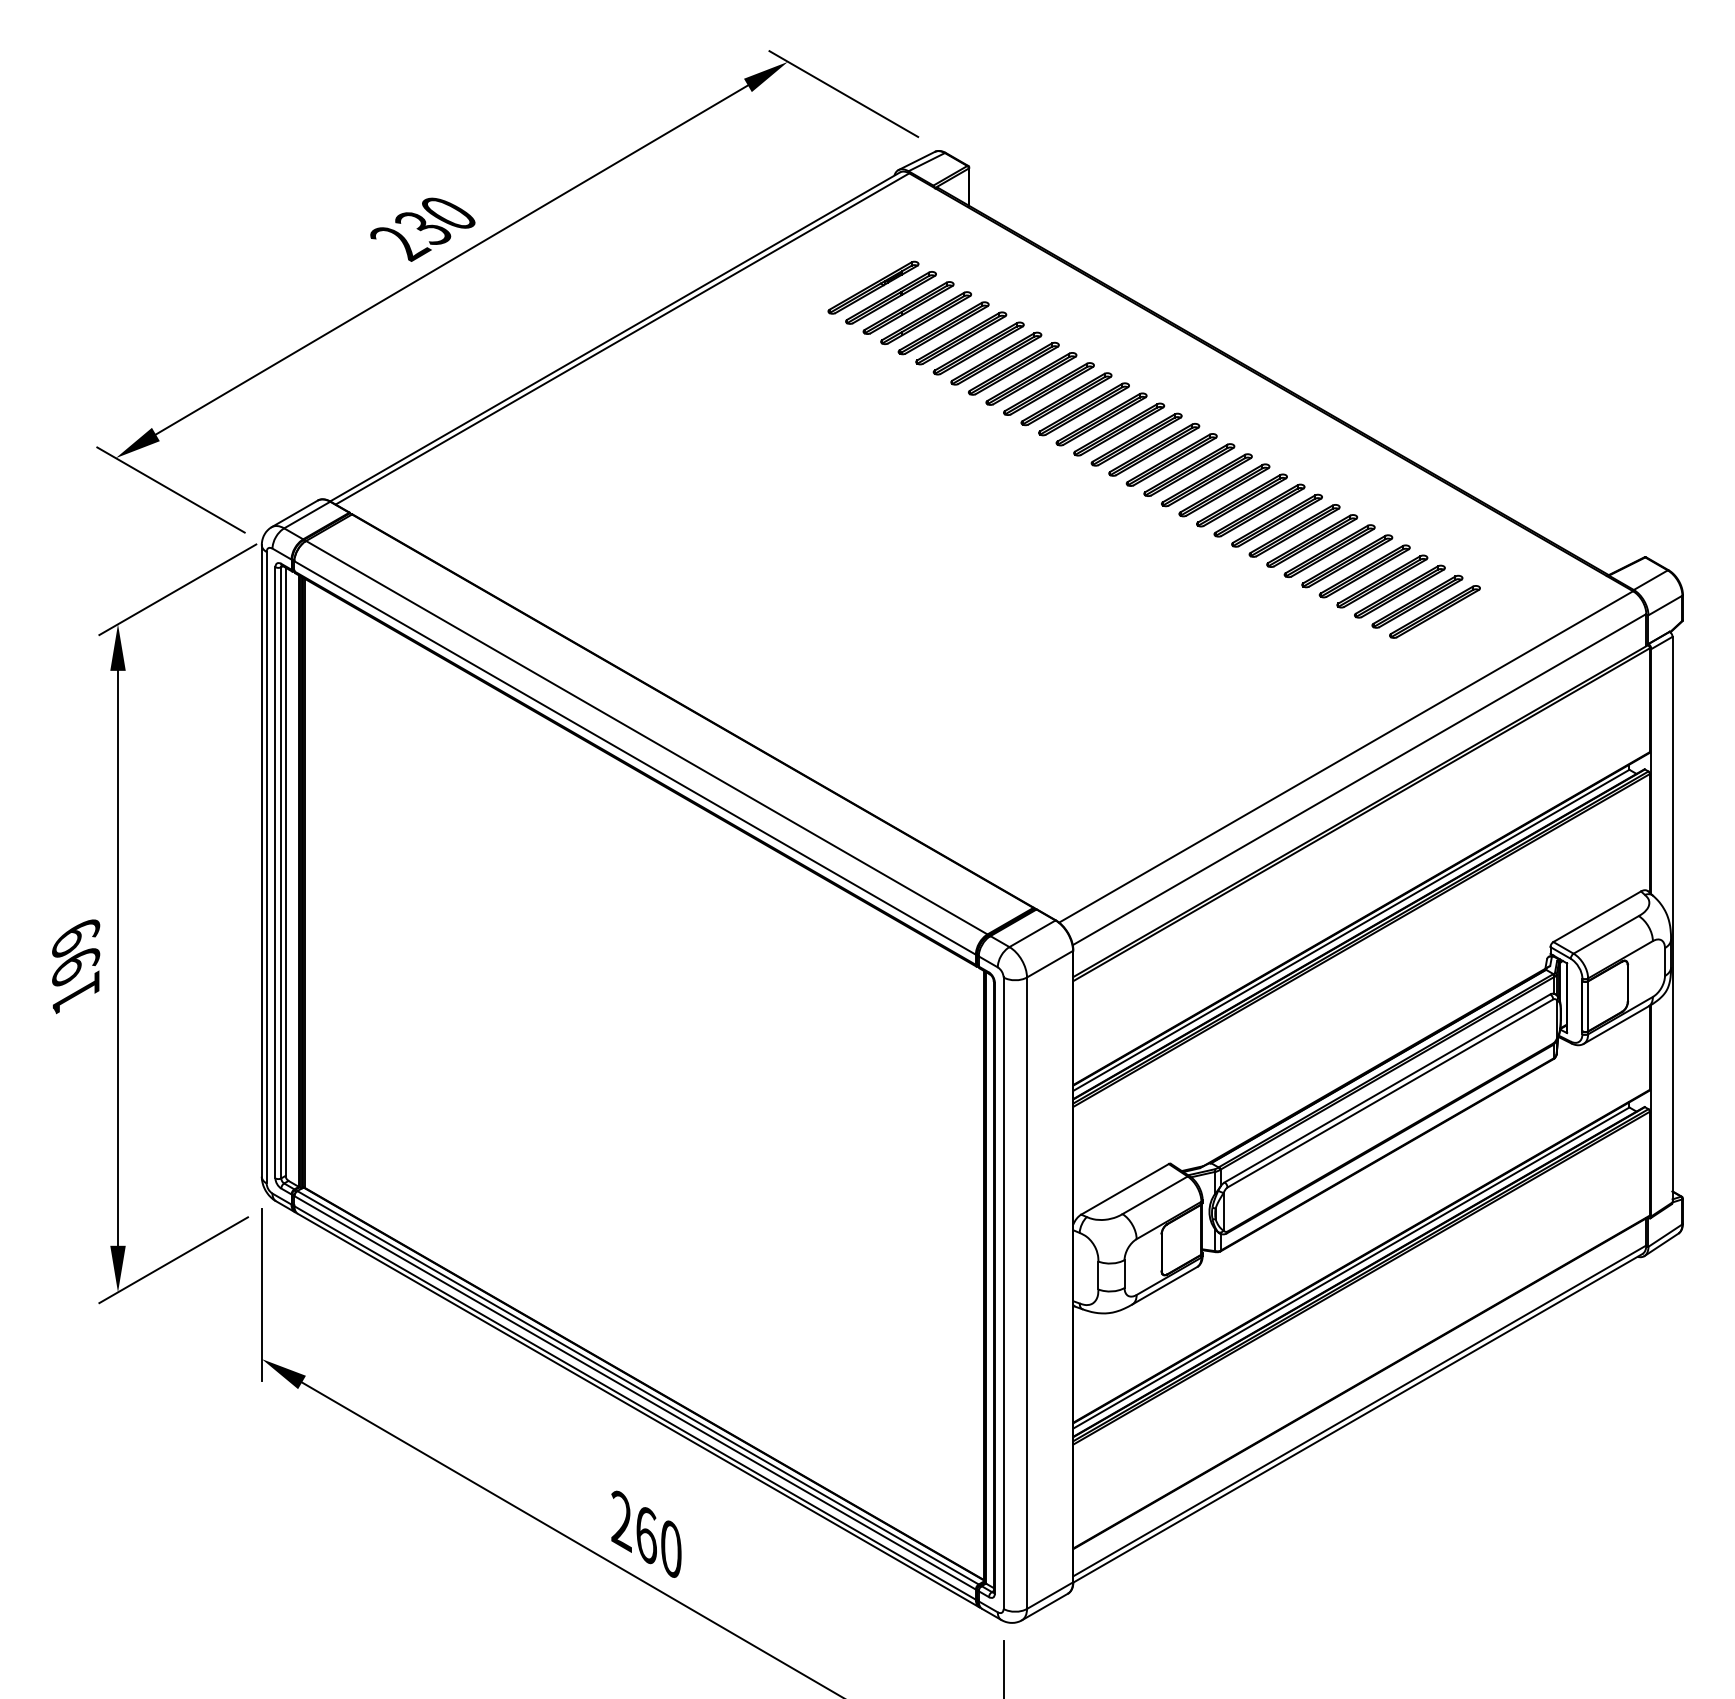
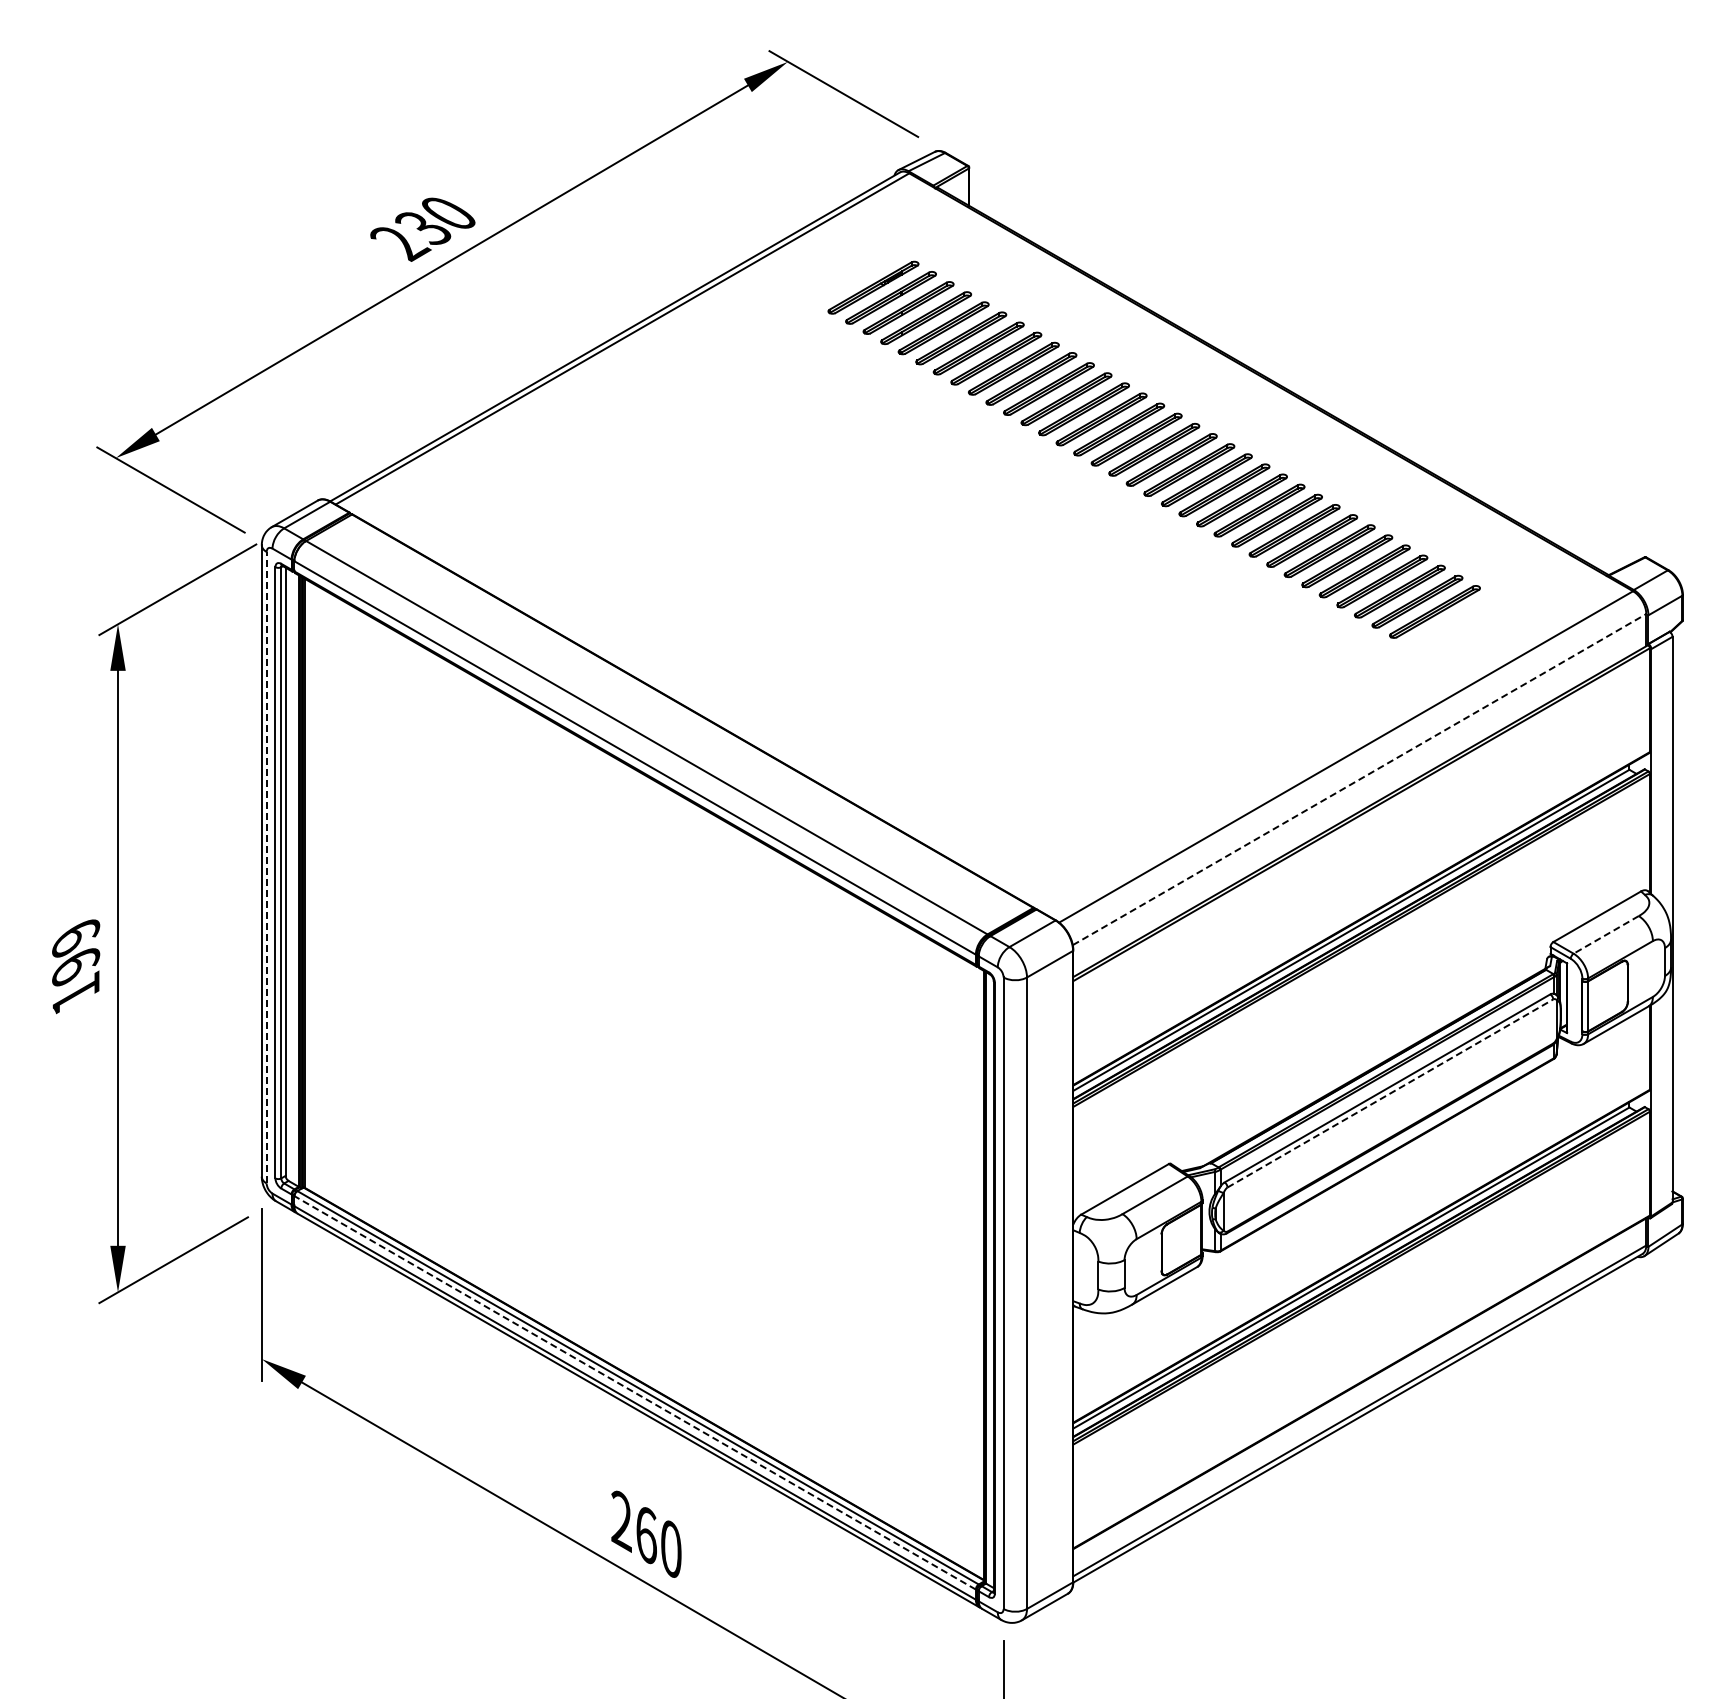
line: solid -> dashed (1359, 779)
line: solid -> dashed (266, 867)
line: solid -> dashed (1606, 934)
line: solid -> dashed (1390, 1093)
line: solid -> dashed (634, 1392)
